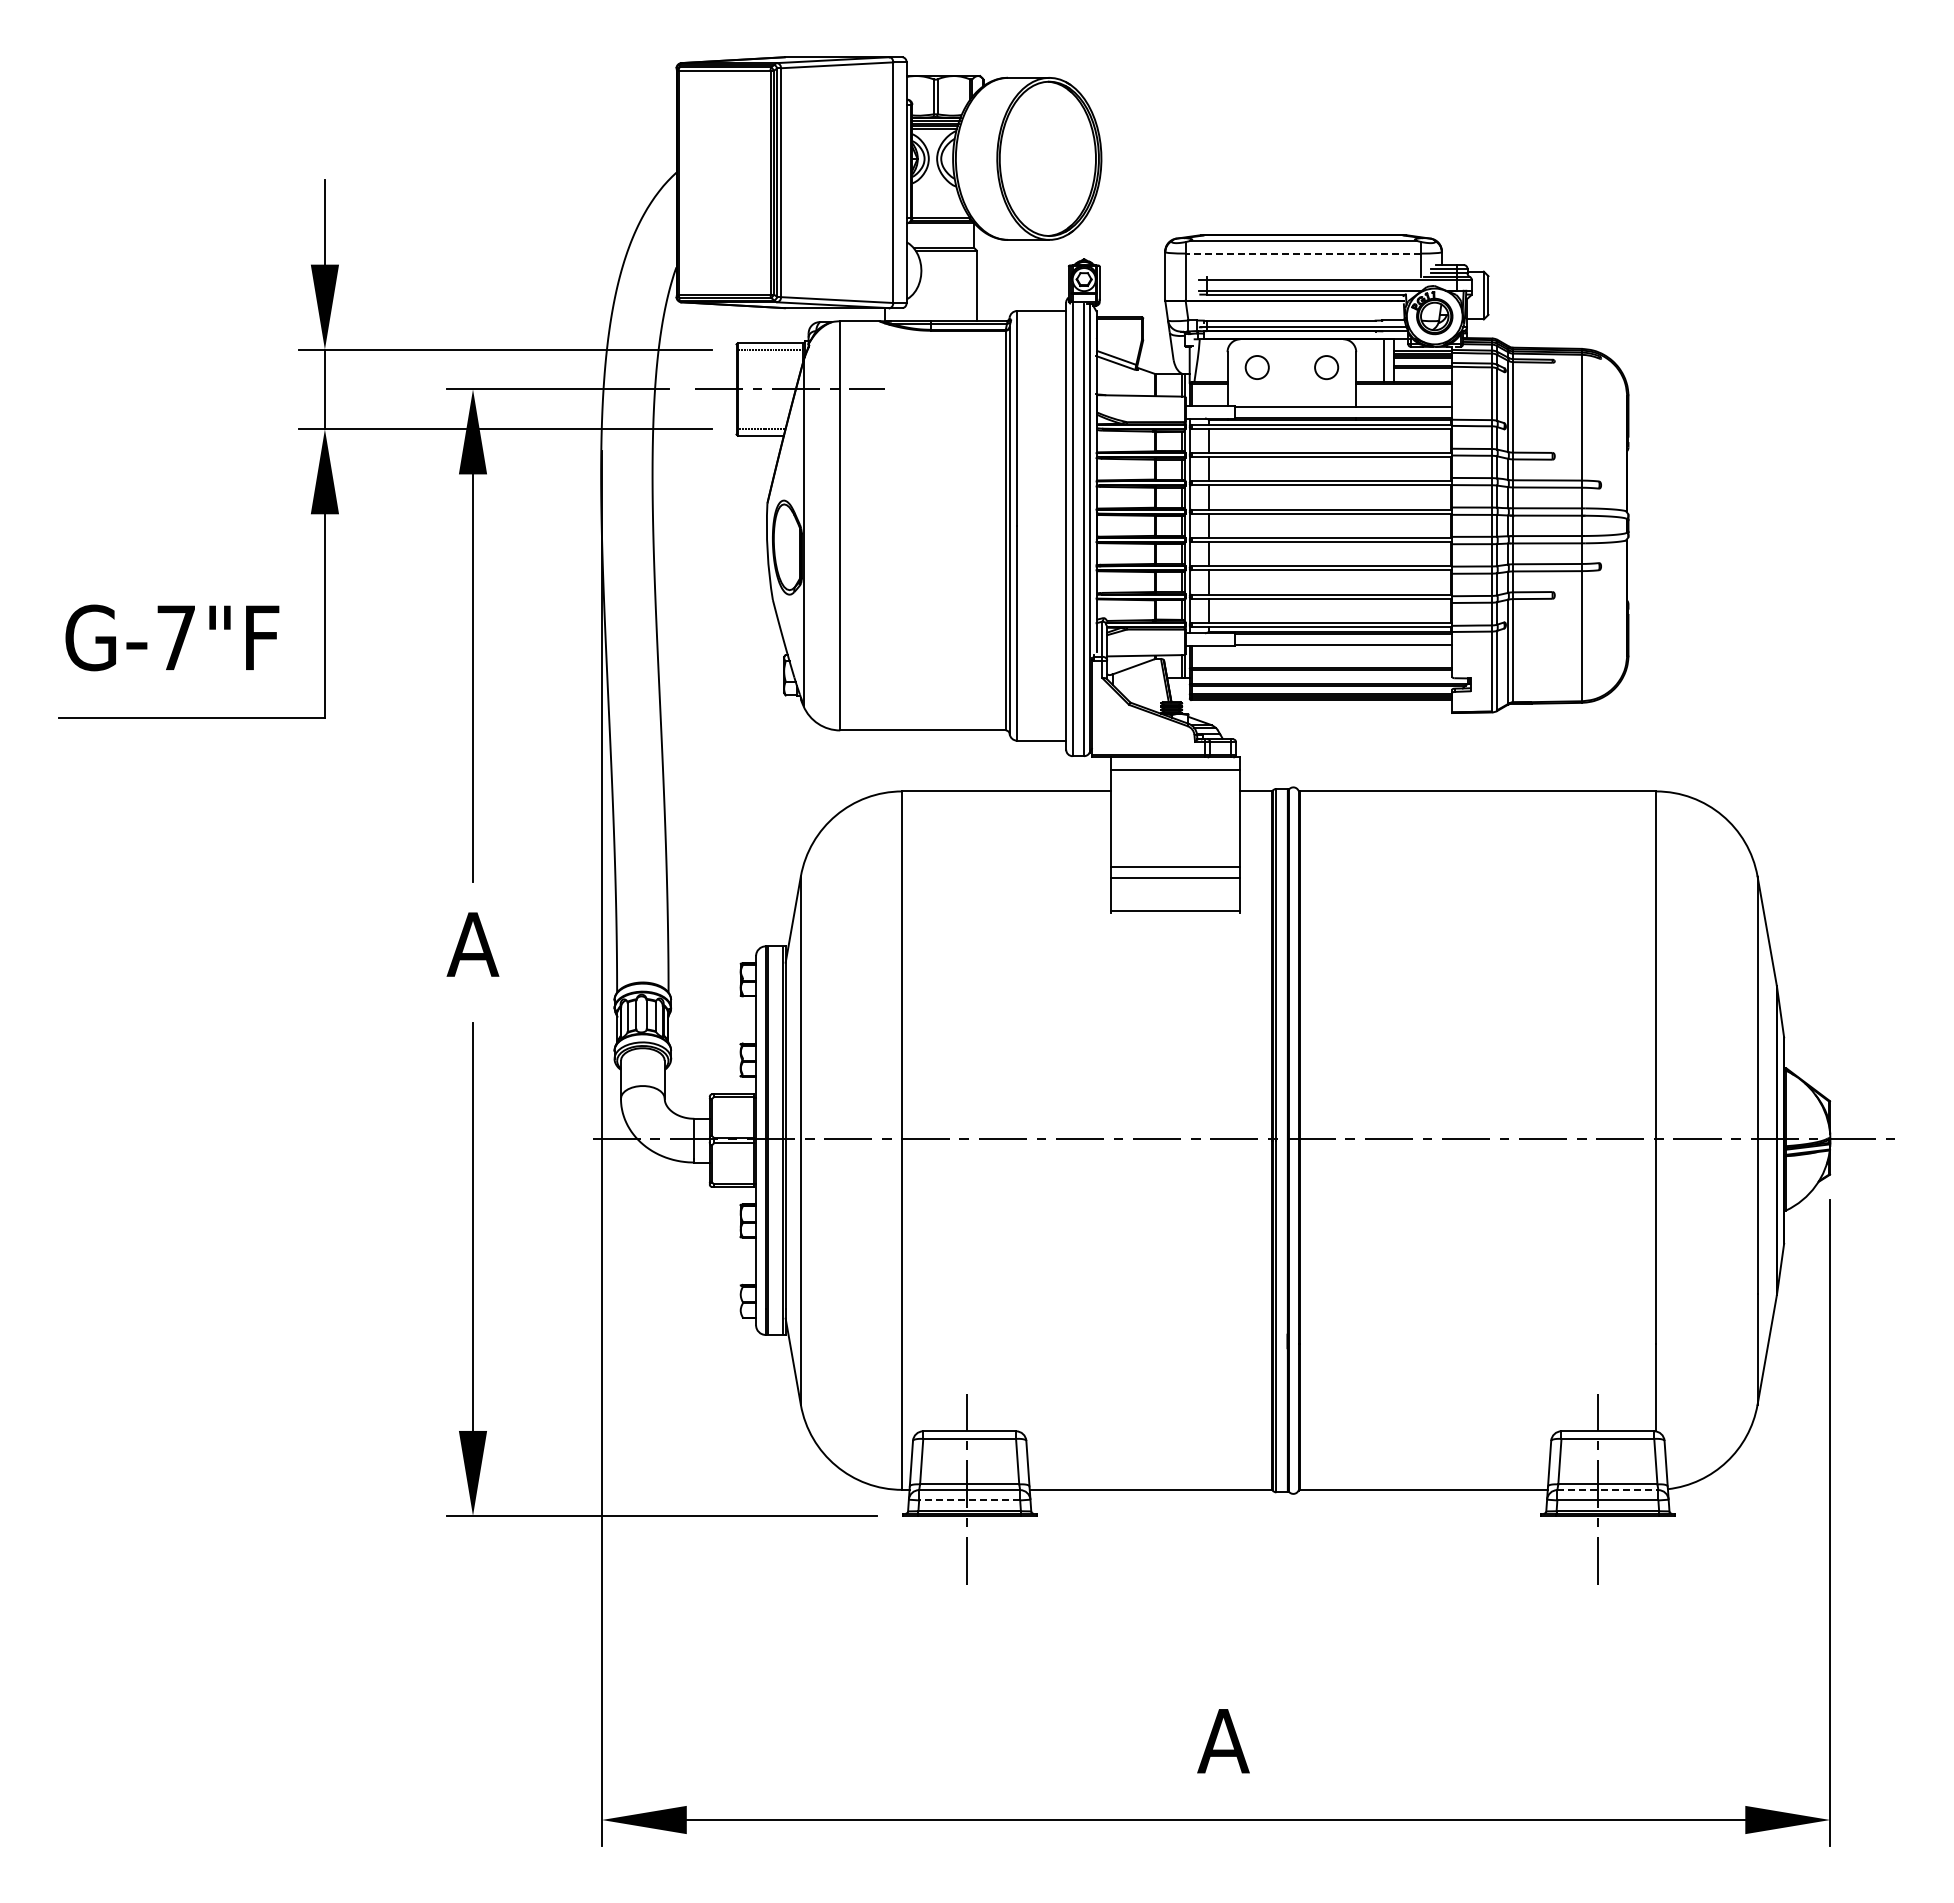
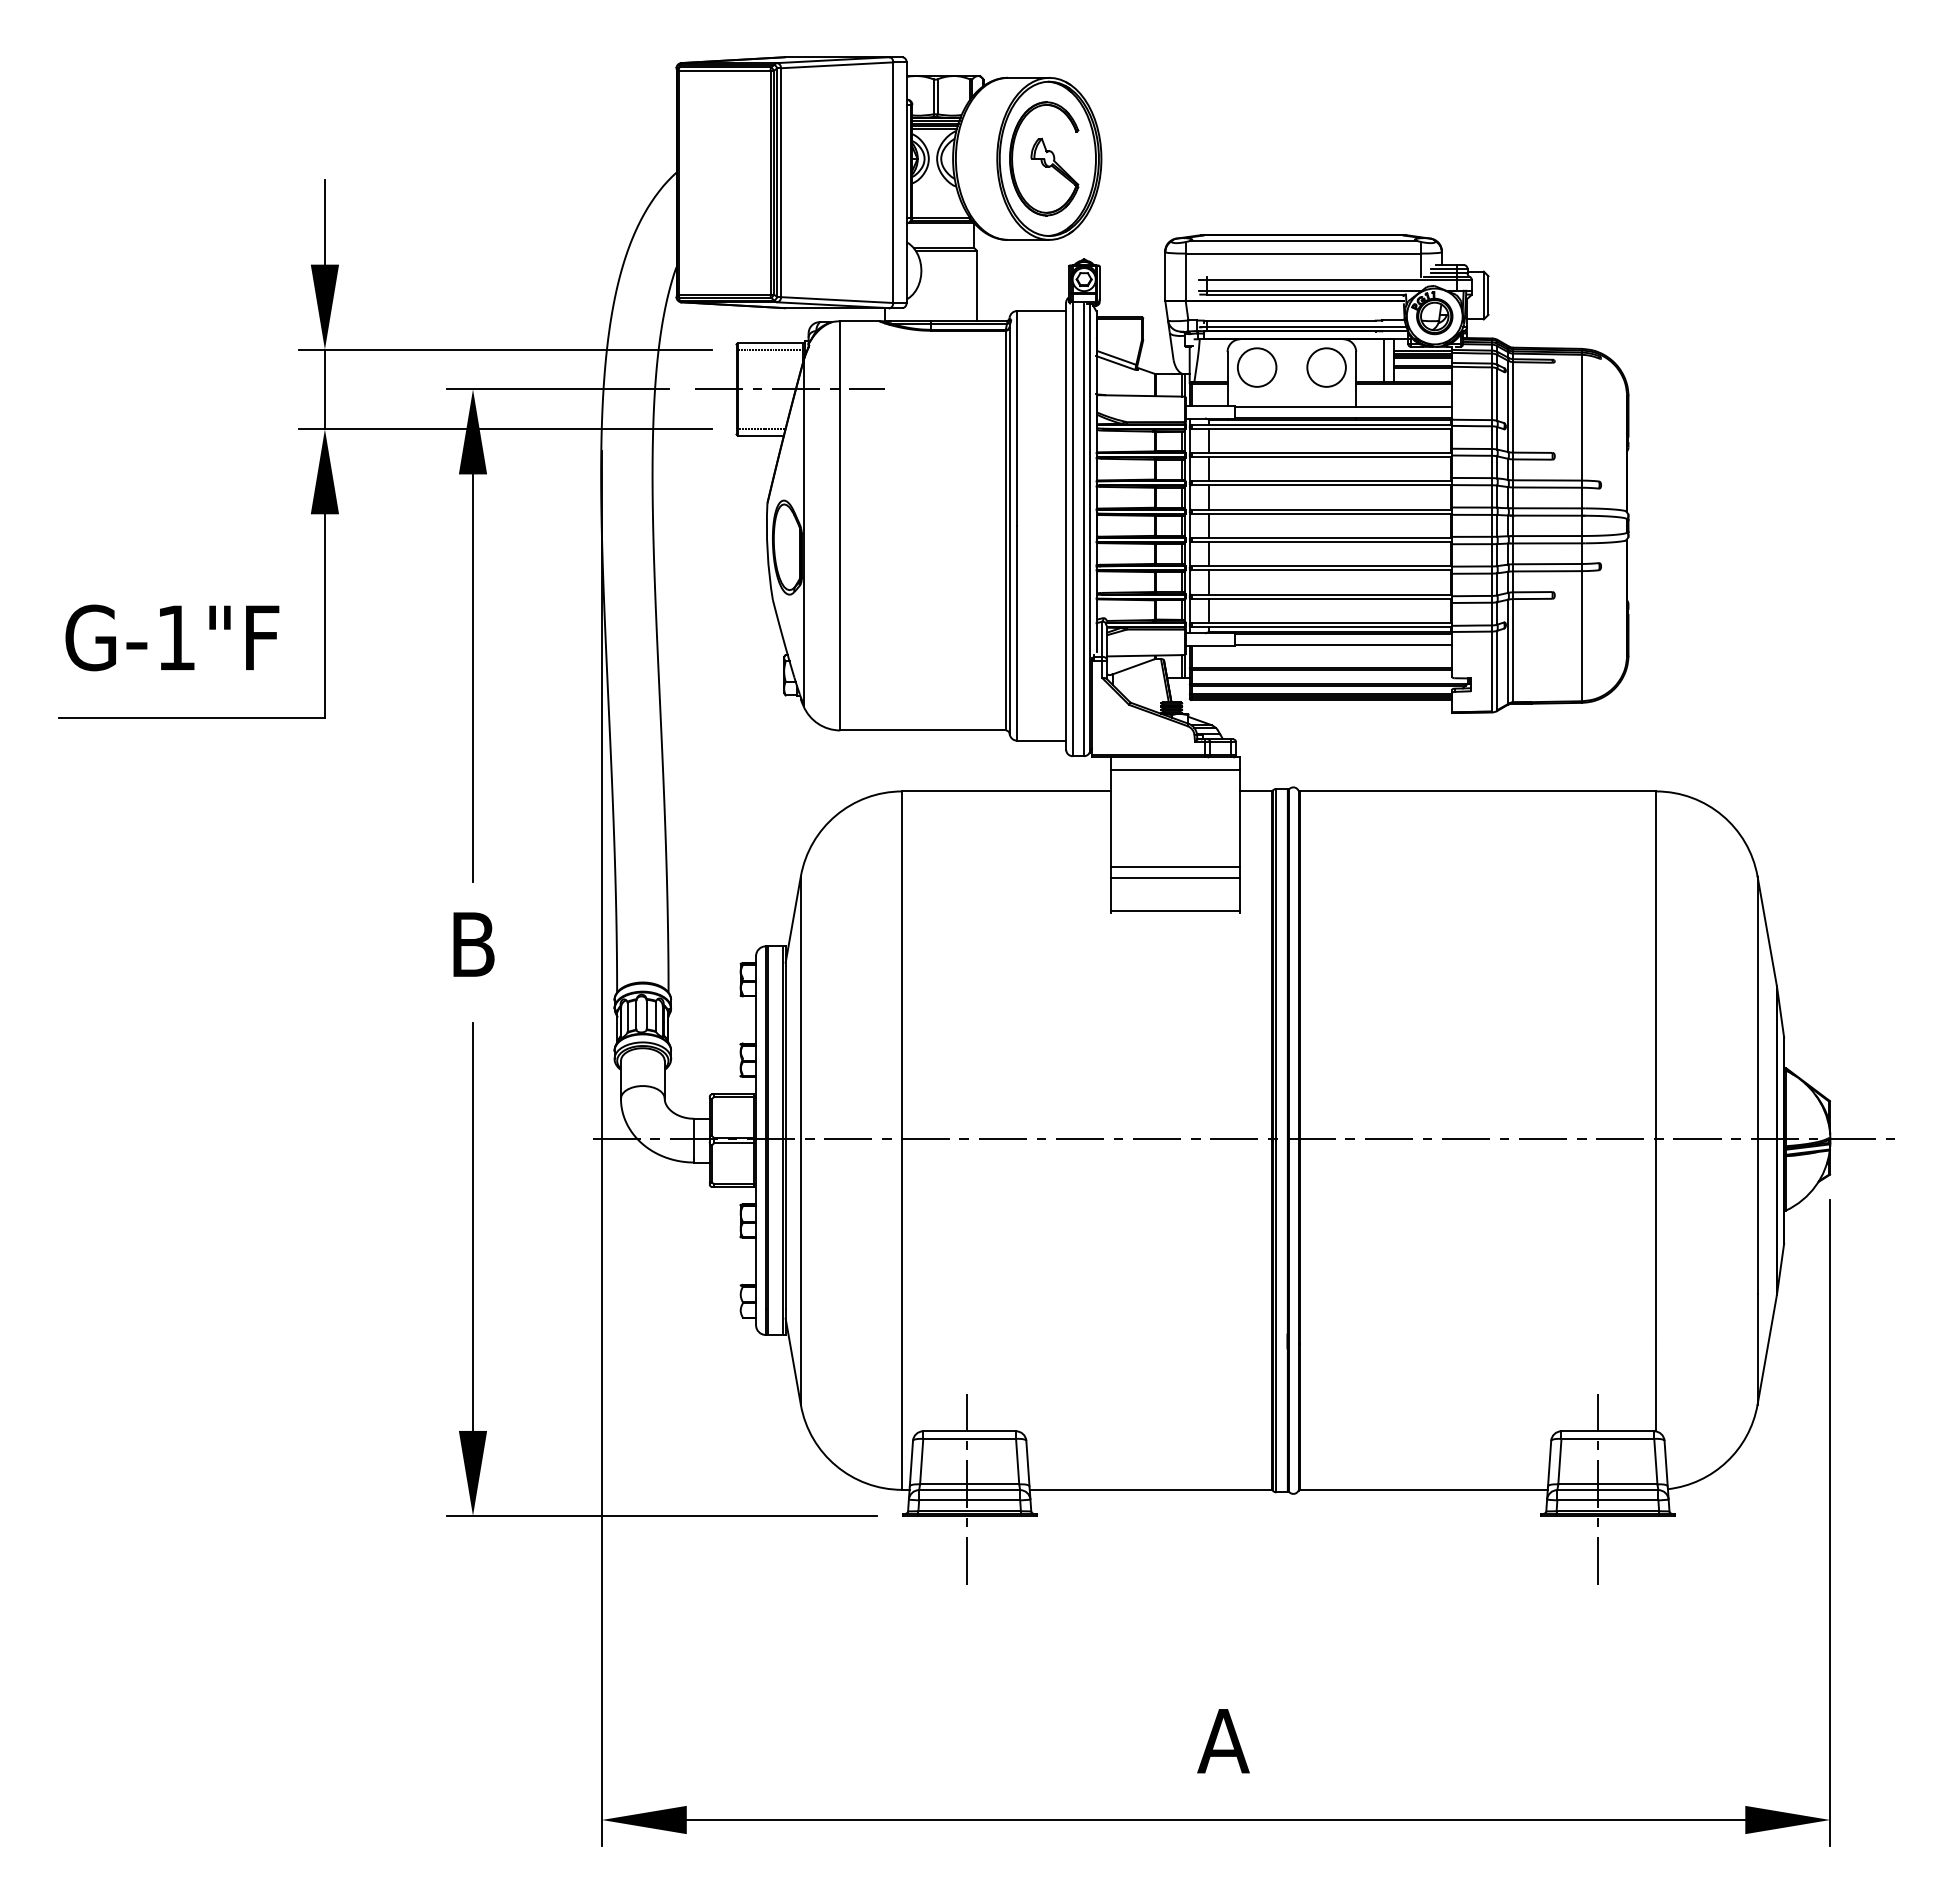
part: none -> present (1044, 158)
line: dashed -> solid (1303, 253)
circle size: 26x25 px -> 41x41 px (1257, 367)
circle diameter: 23 px -> 39 px (1326, 367)
text: G-7"F -> G-1"F (175, 637)
text: A -> B (472, 944)
line: dashed -> solid (1607, 1490)
line: dashed -> solid (969, 1500)
